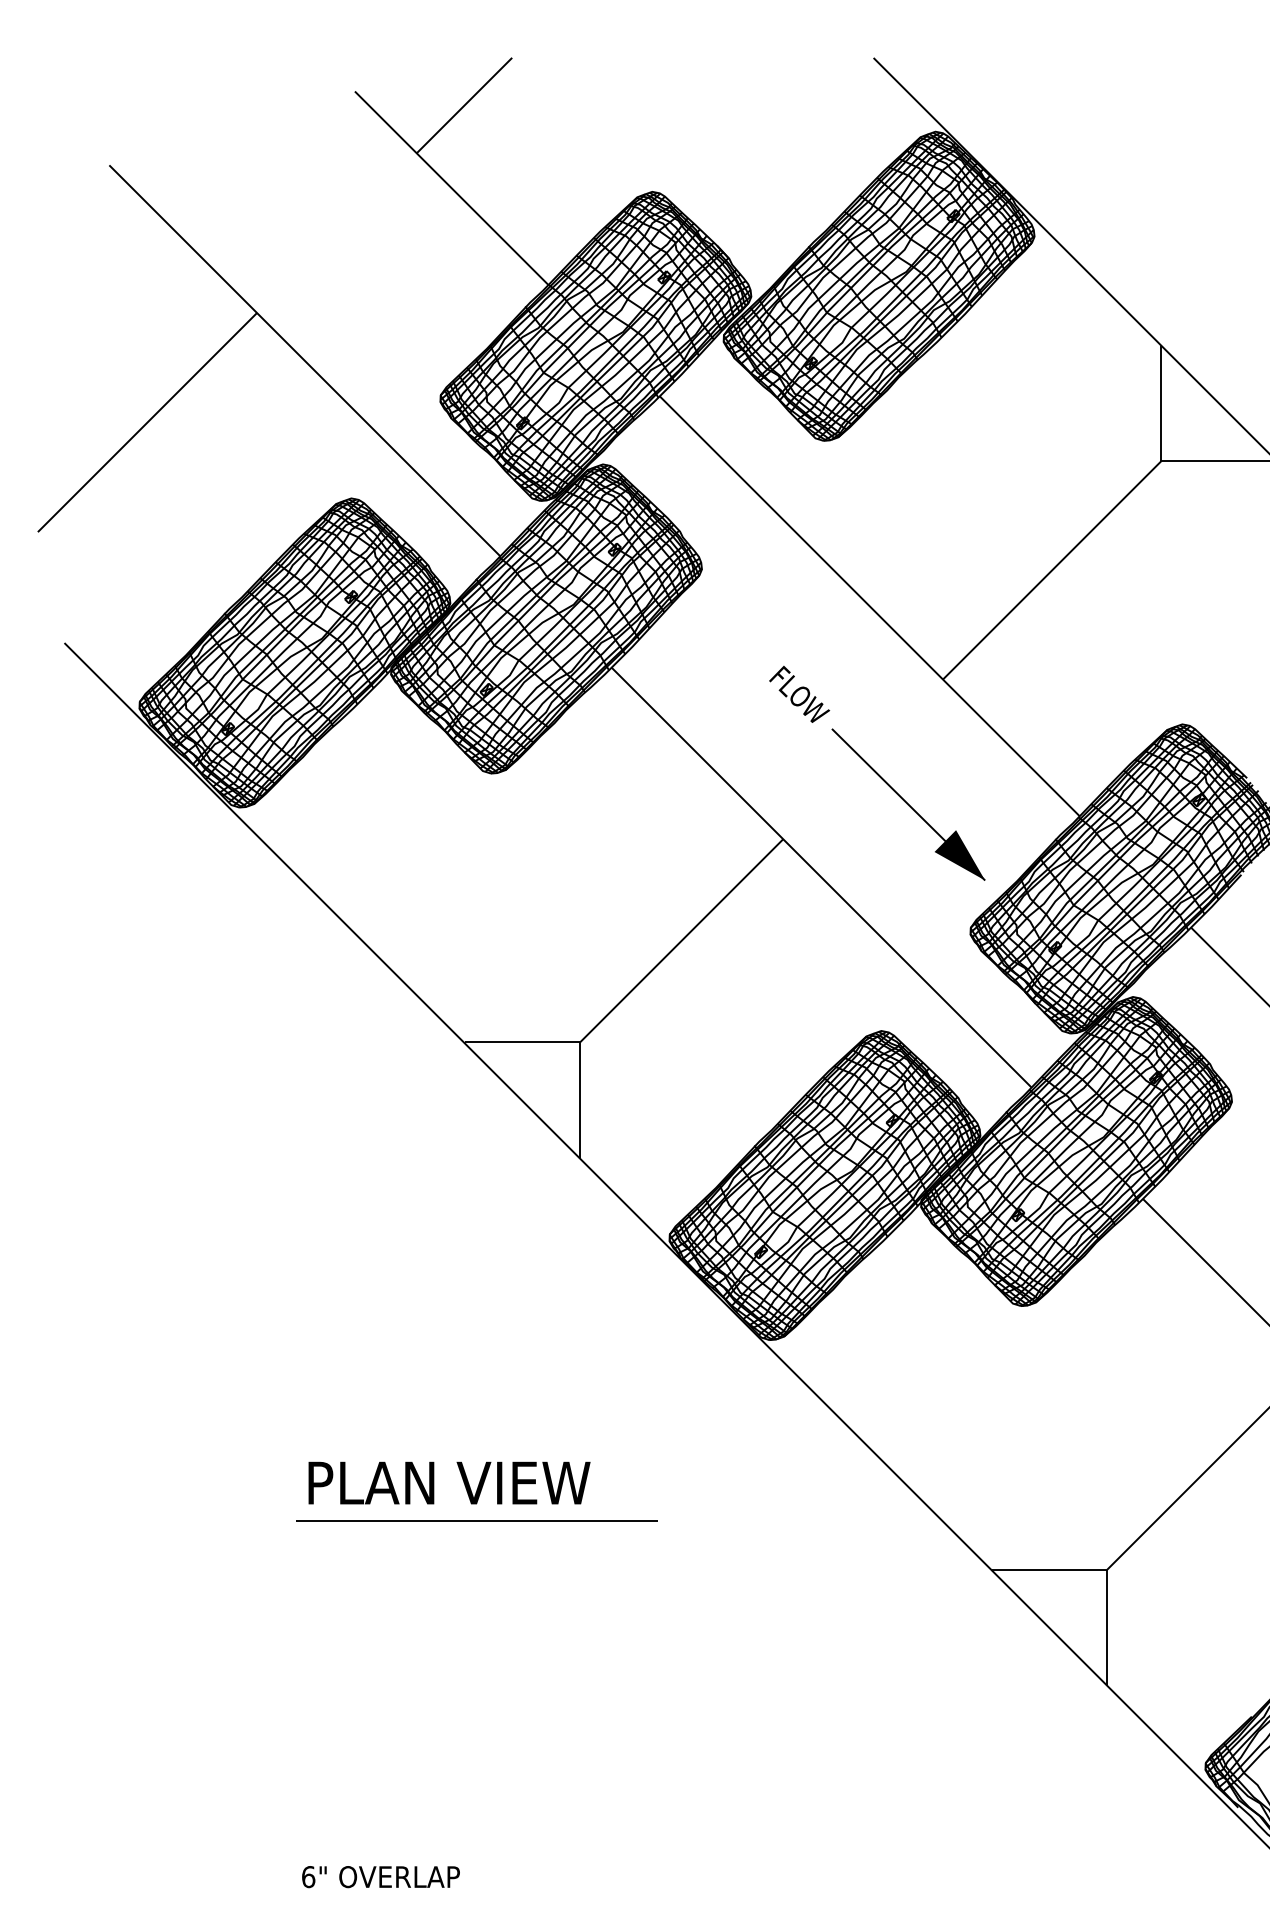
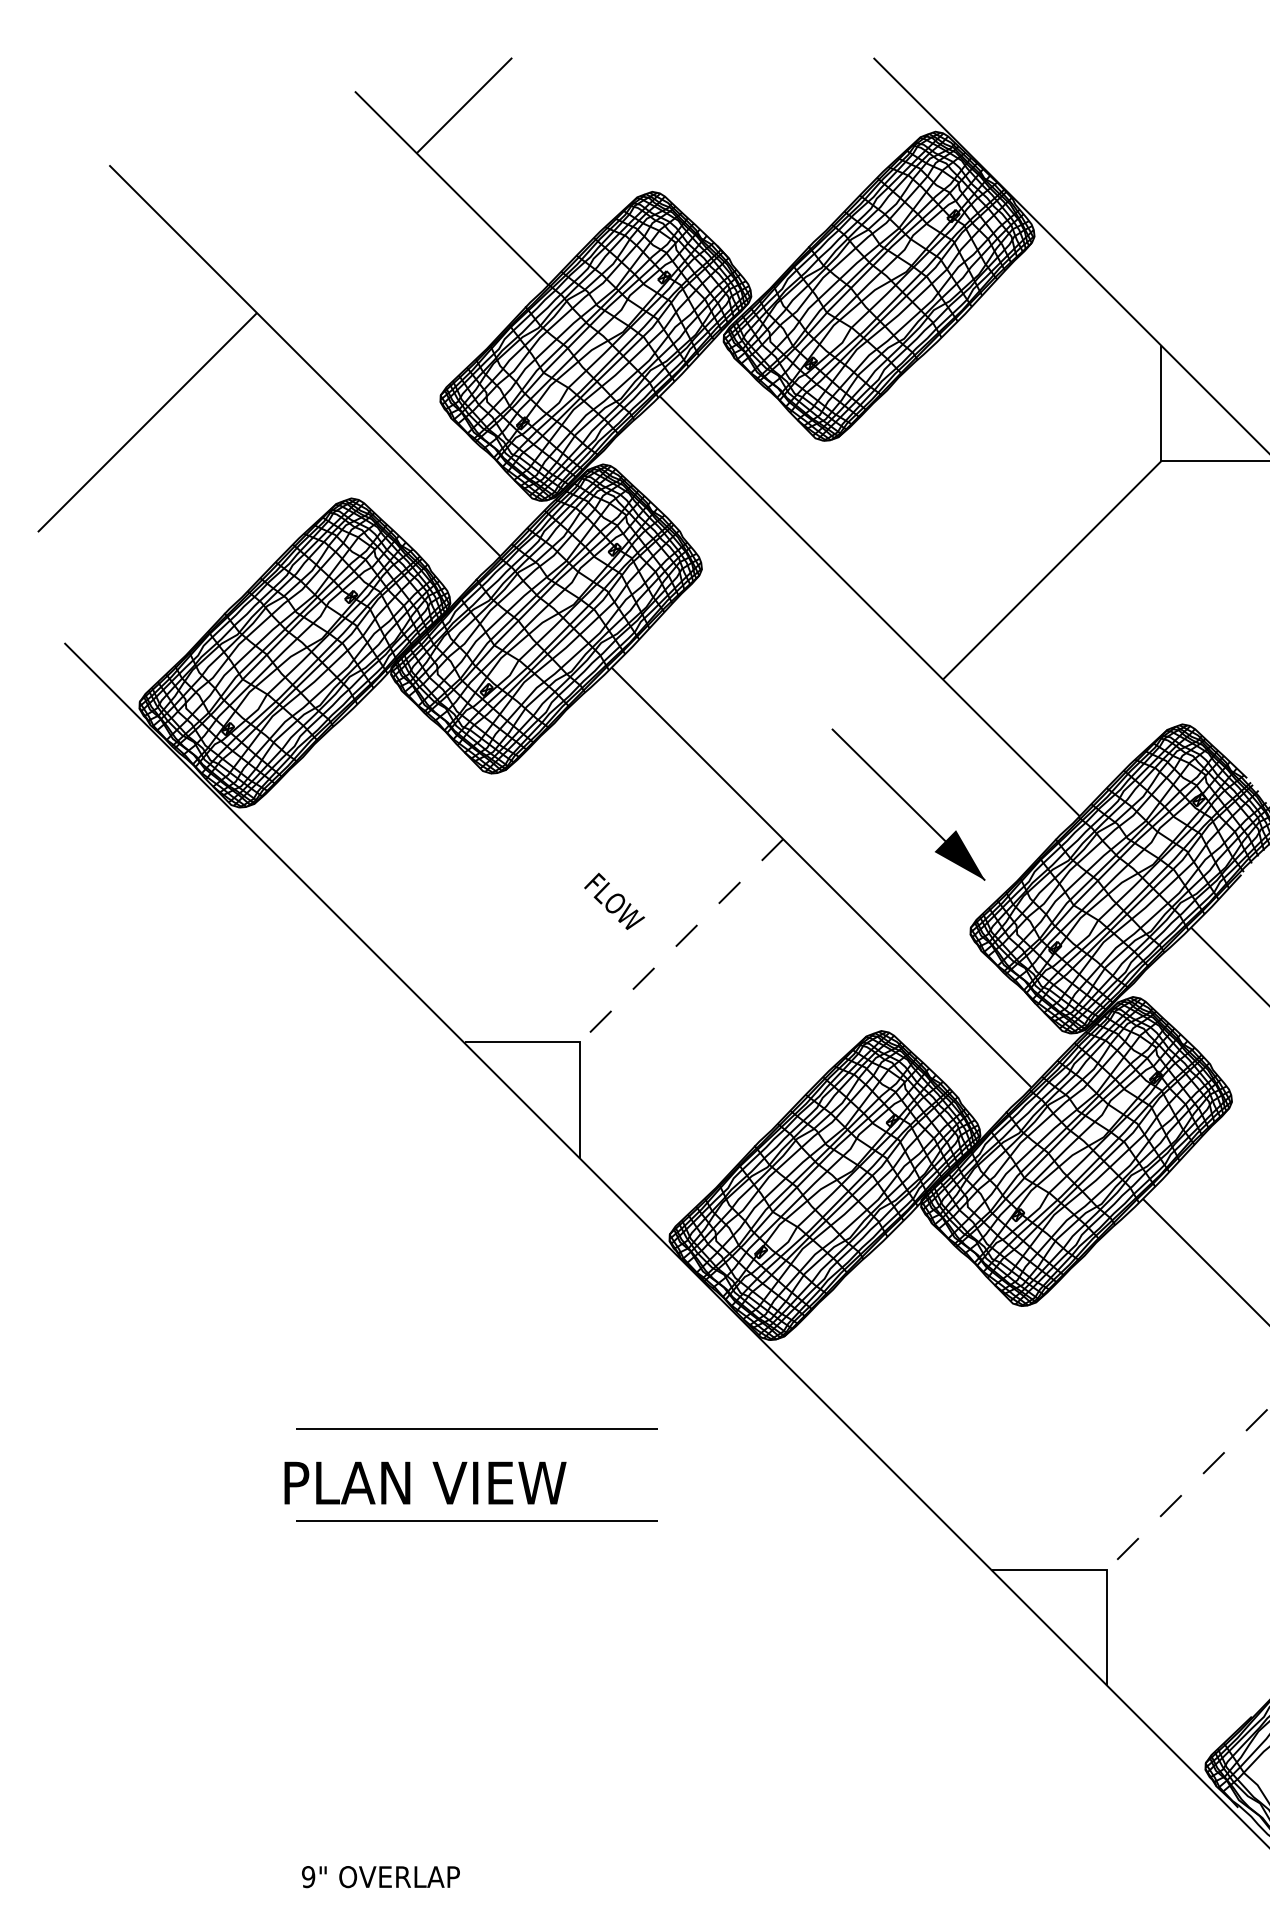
text position: (799, 693) -> (614, 900) (614, 900)
line: solid -> dashed (681, 940)
line: none -> present (476, 1428)
text position: (449, 1482) -> (425, 1482) (425, 1482)
line: solid -> dashed (1188, 1488)
text: 6" -> 9" (308, 1877)
